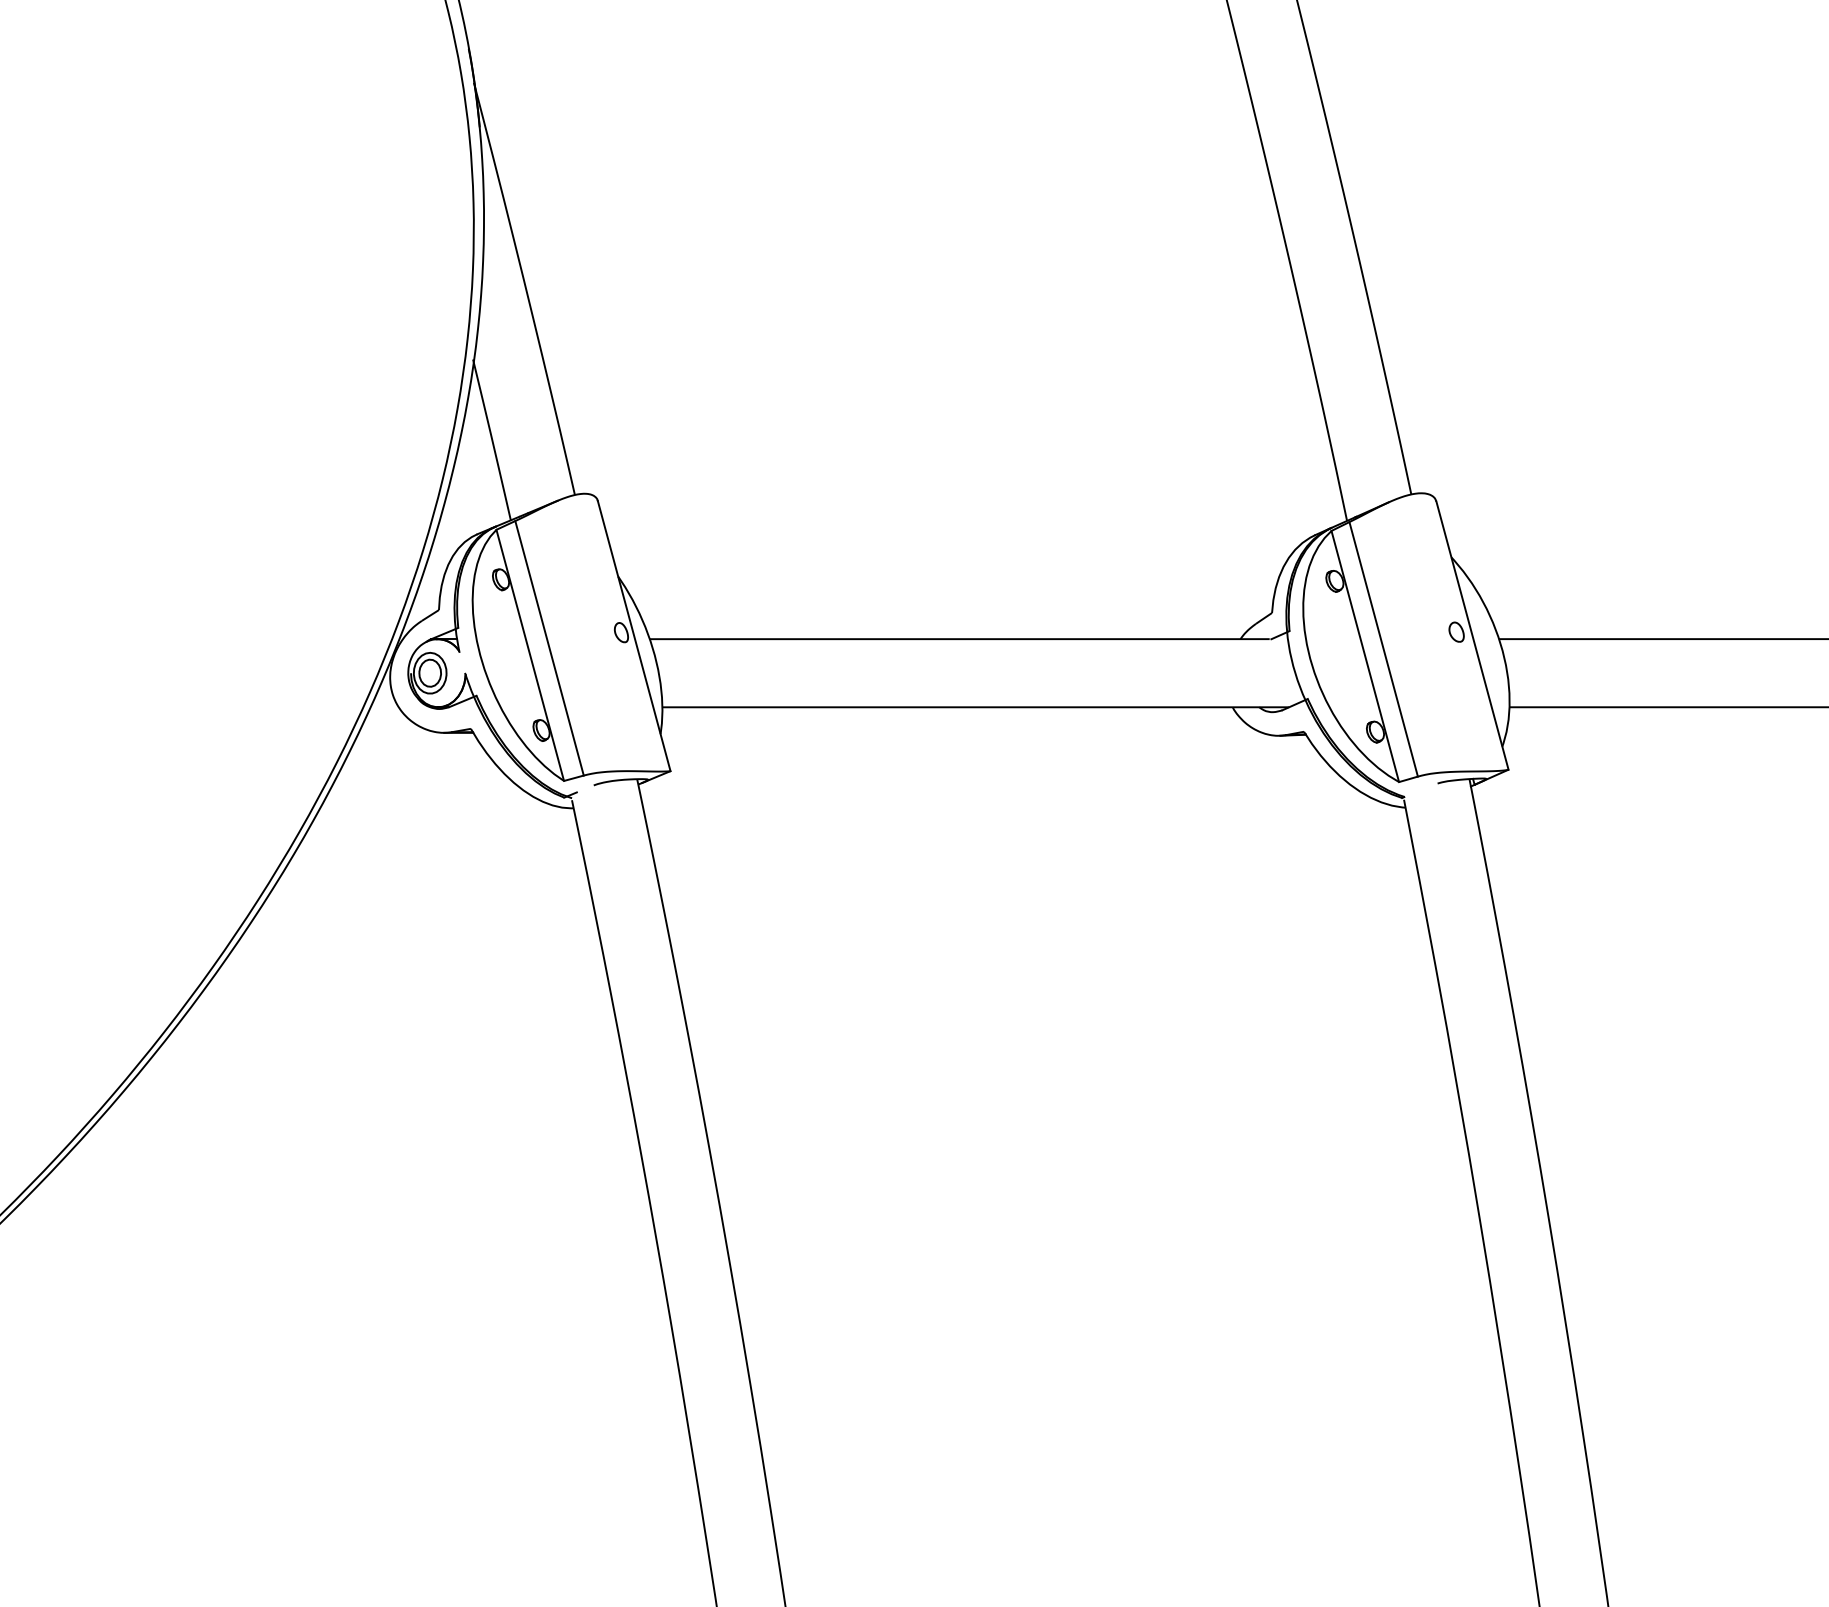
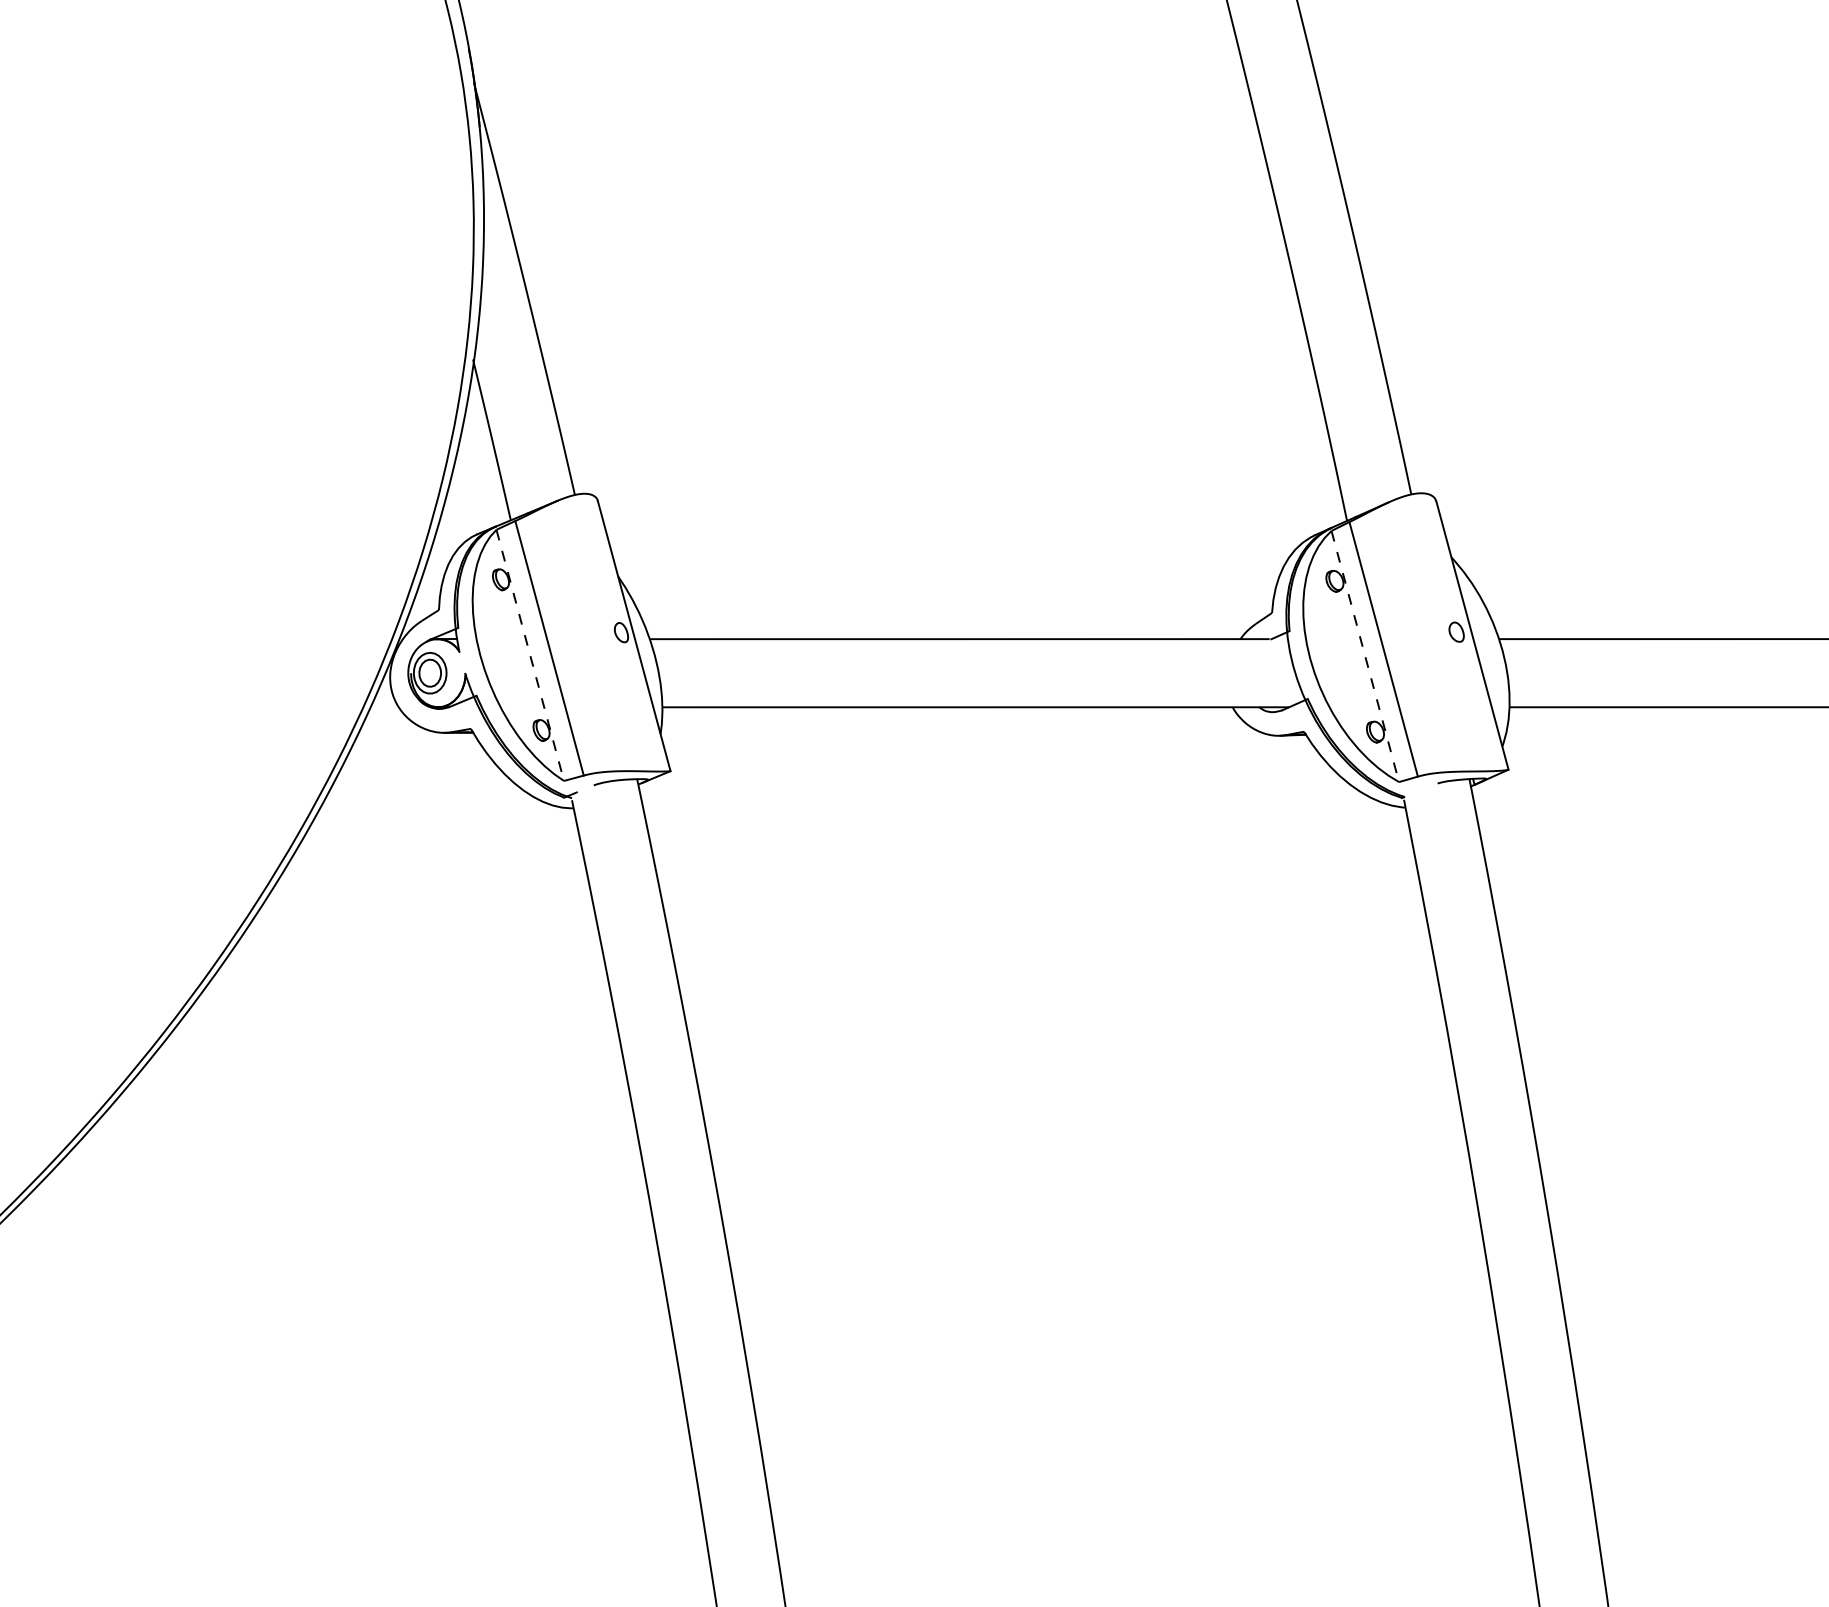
line: solid -> dashed (530, 655)
line: solid -> dashed (1365, 657)
